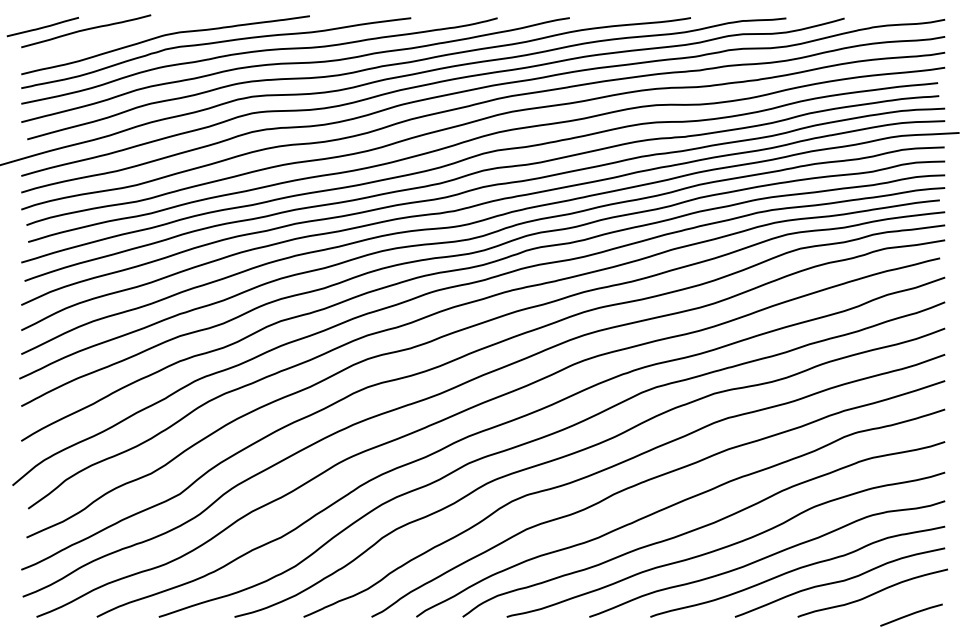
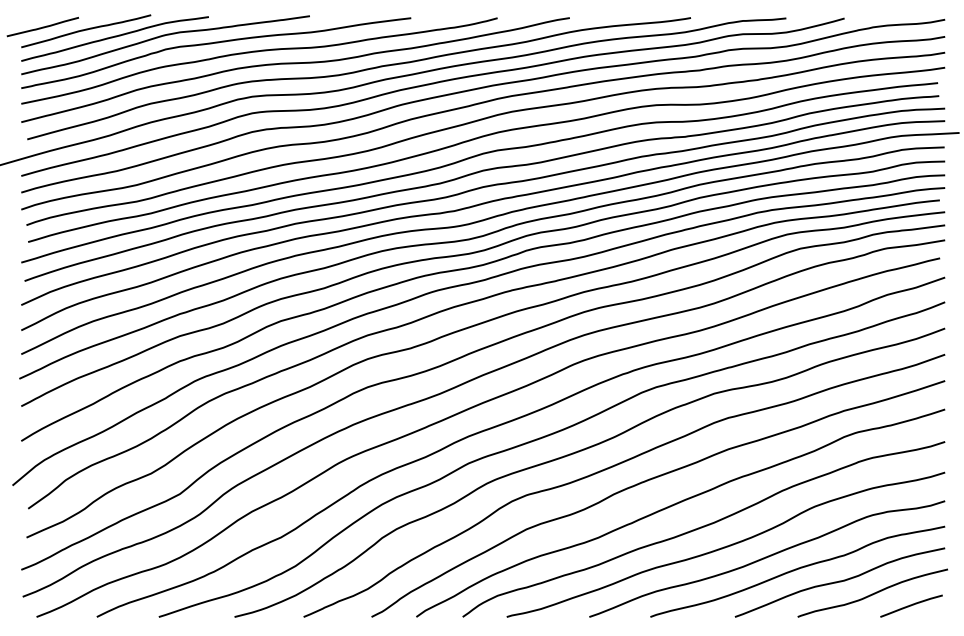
curve: none -> present (114, 37)
line position: (911, 614) -> (911, 605) (911, 605)
